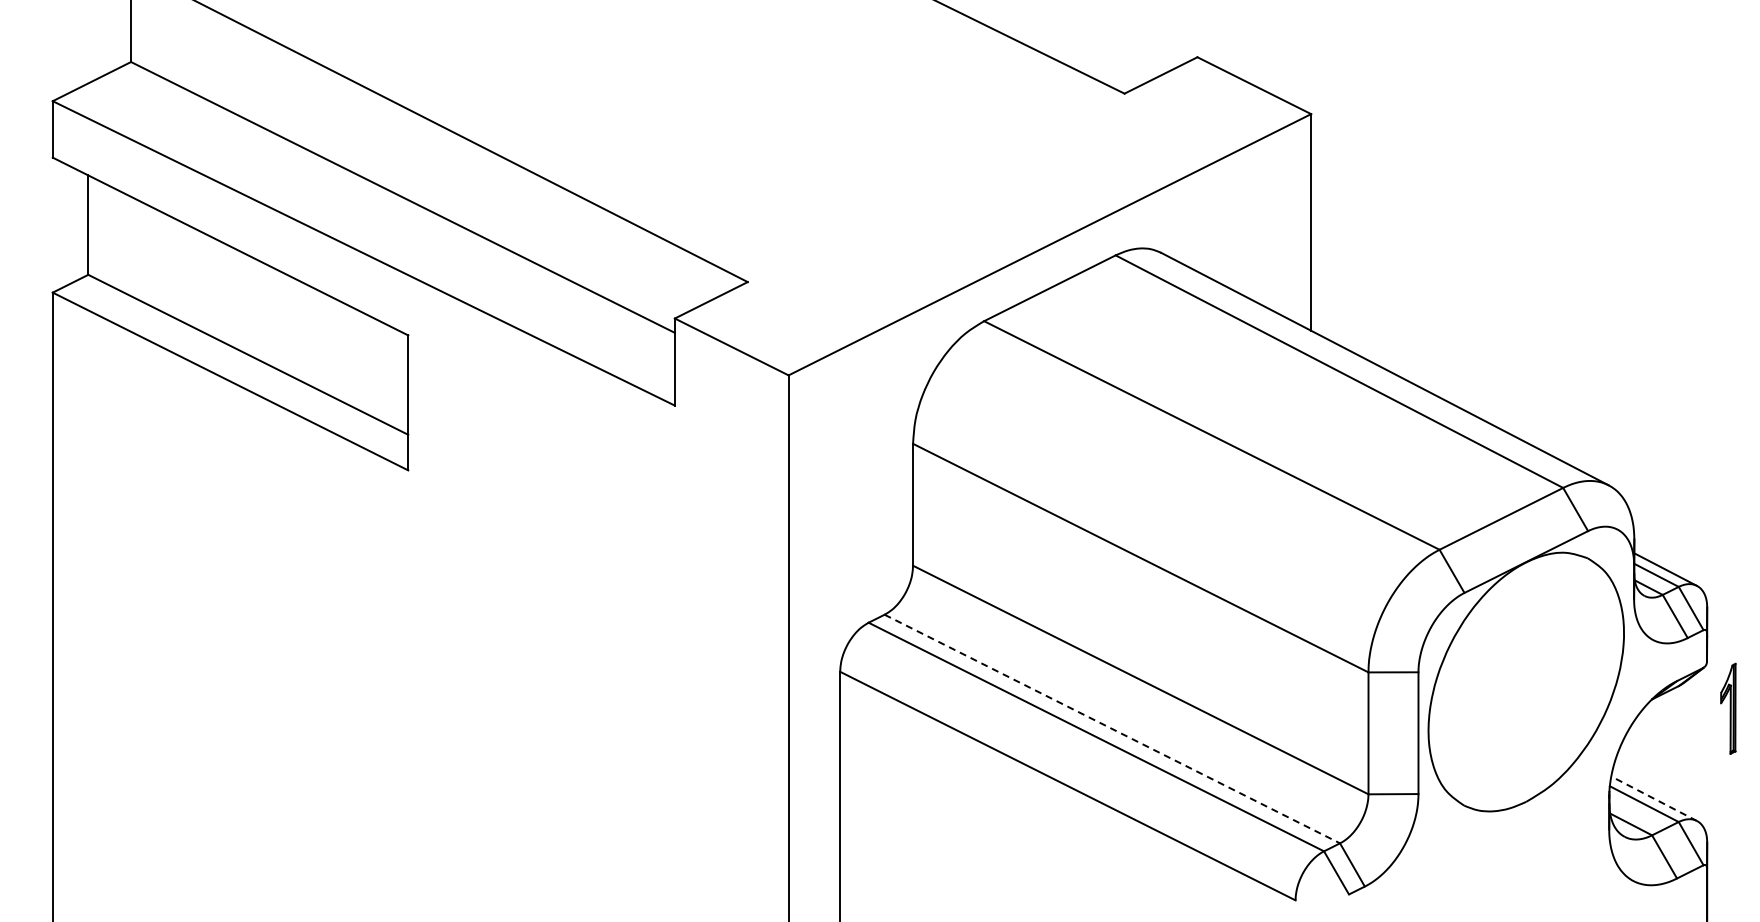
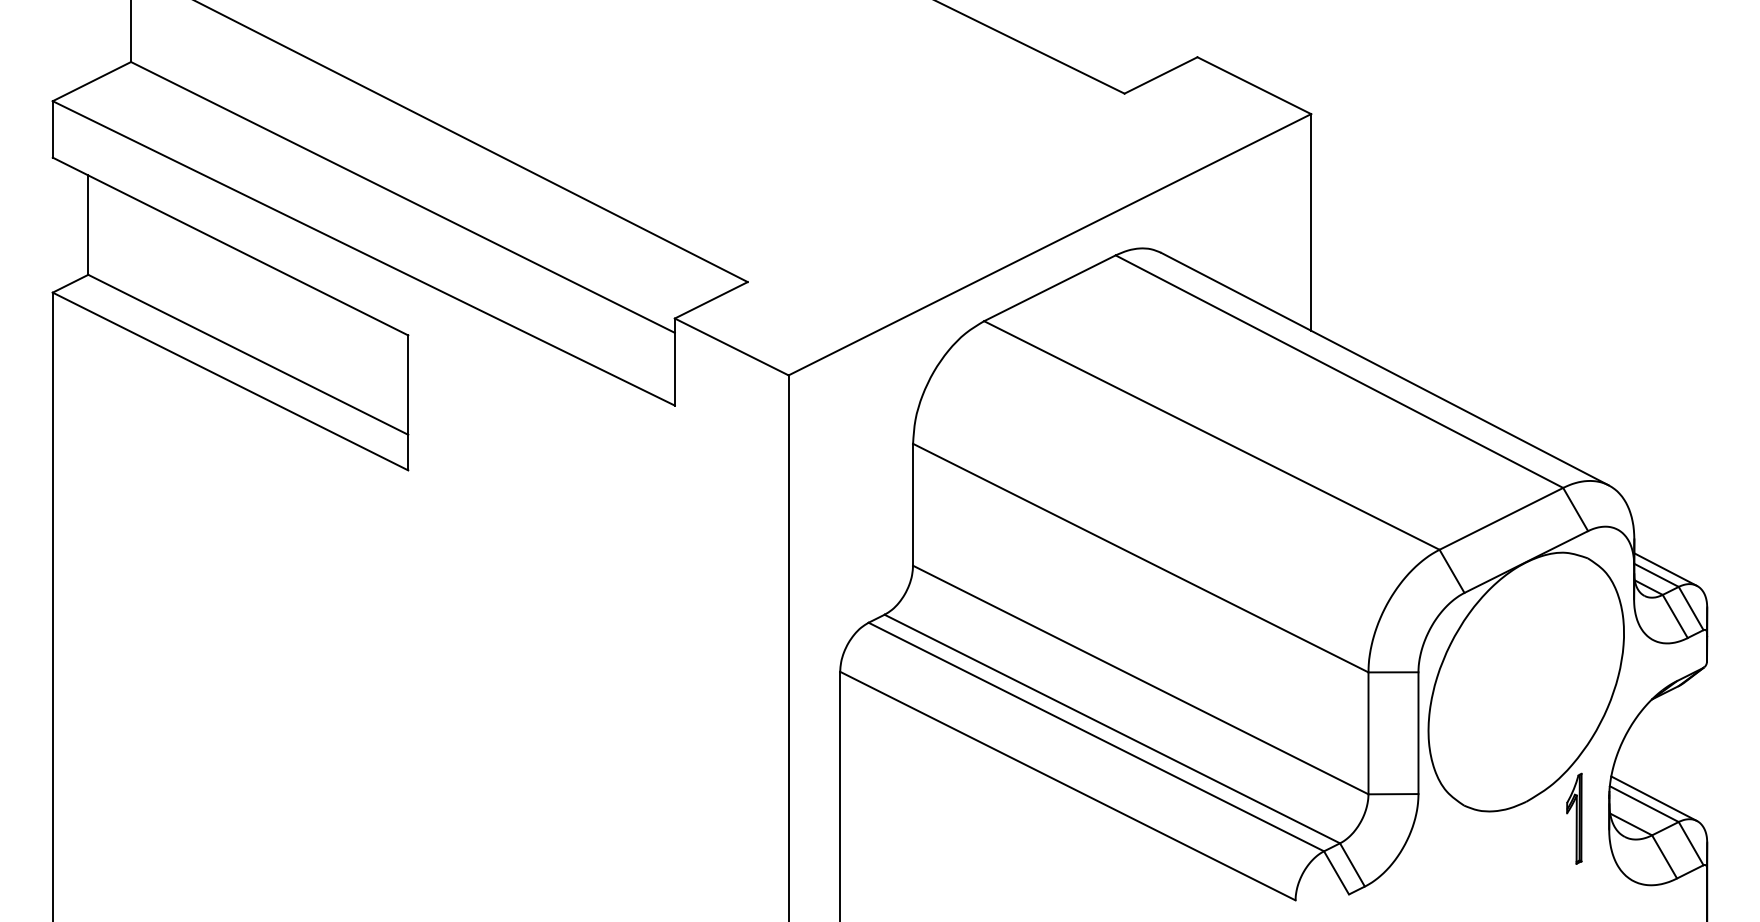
part position: (1728, 708) -> (1574, 818) (1574, 818)
line: dashed -> solid (1112, 729)
line: dashed -> solid (1653, 798)
